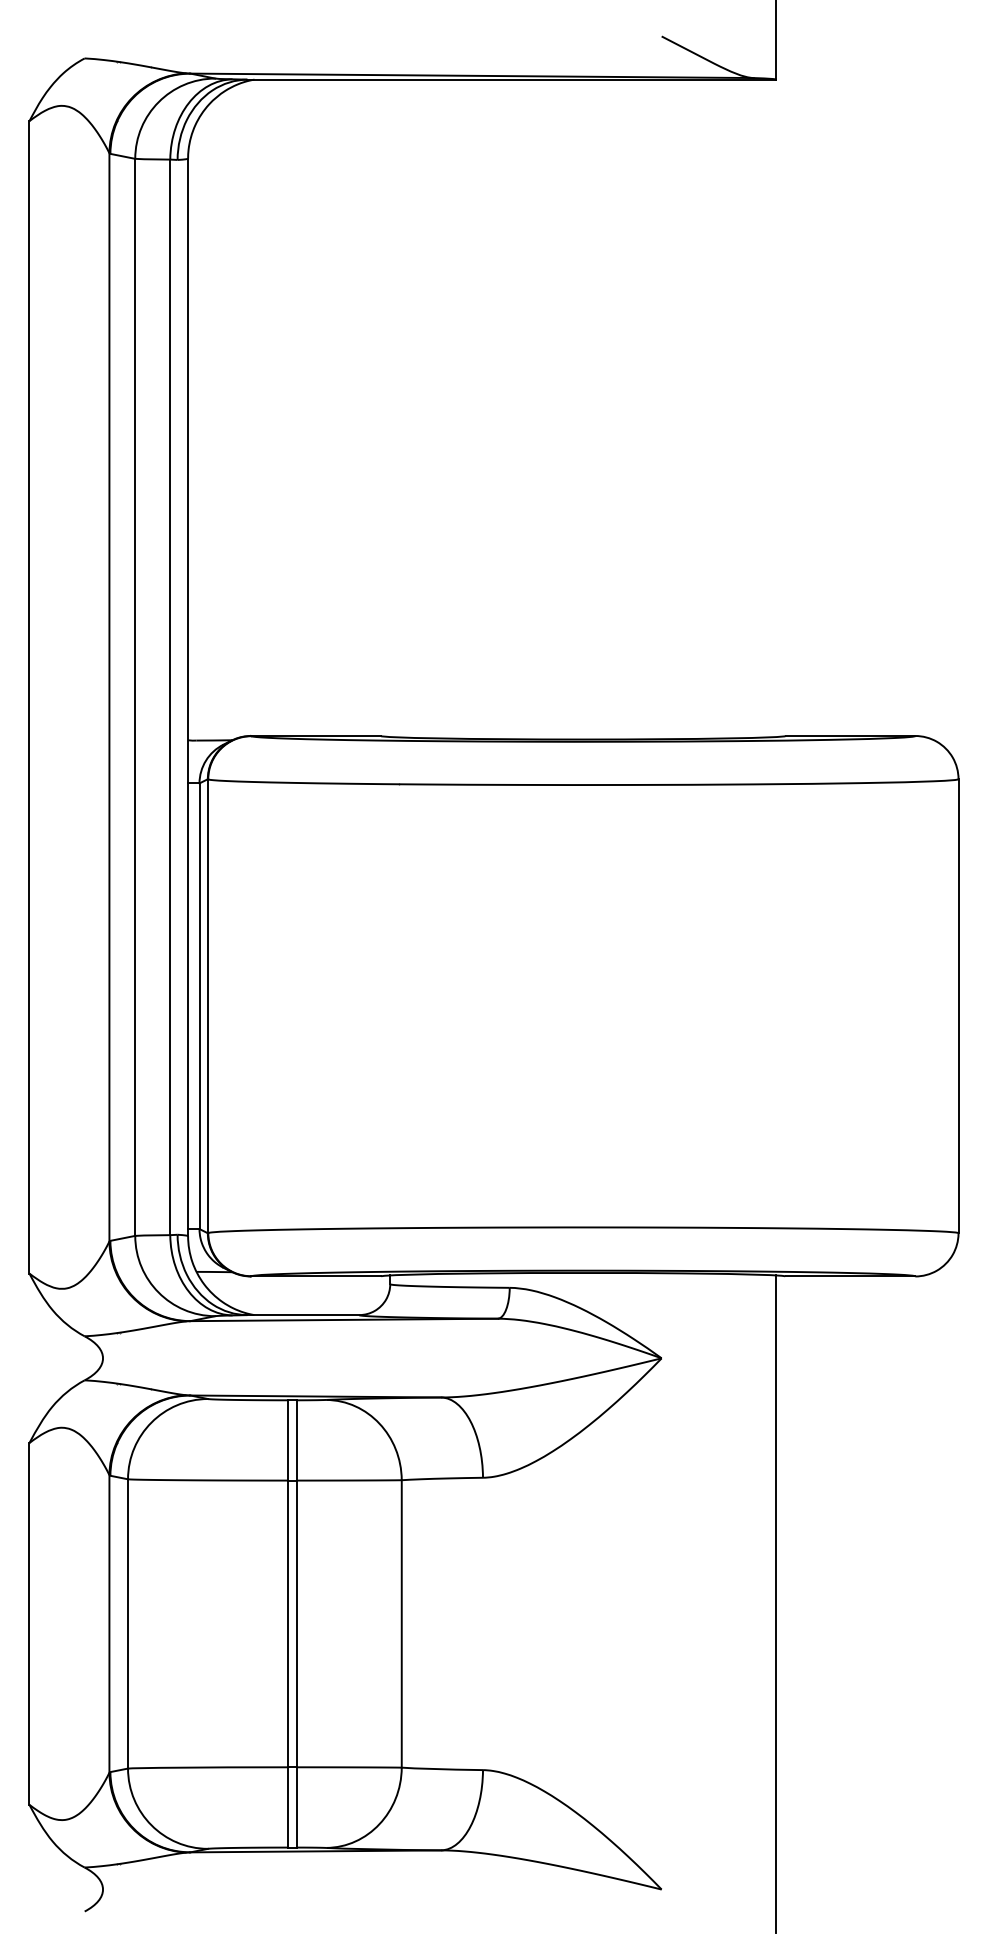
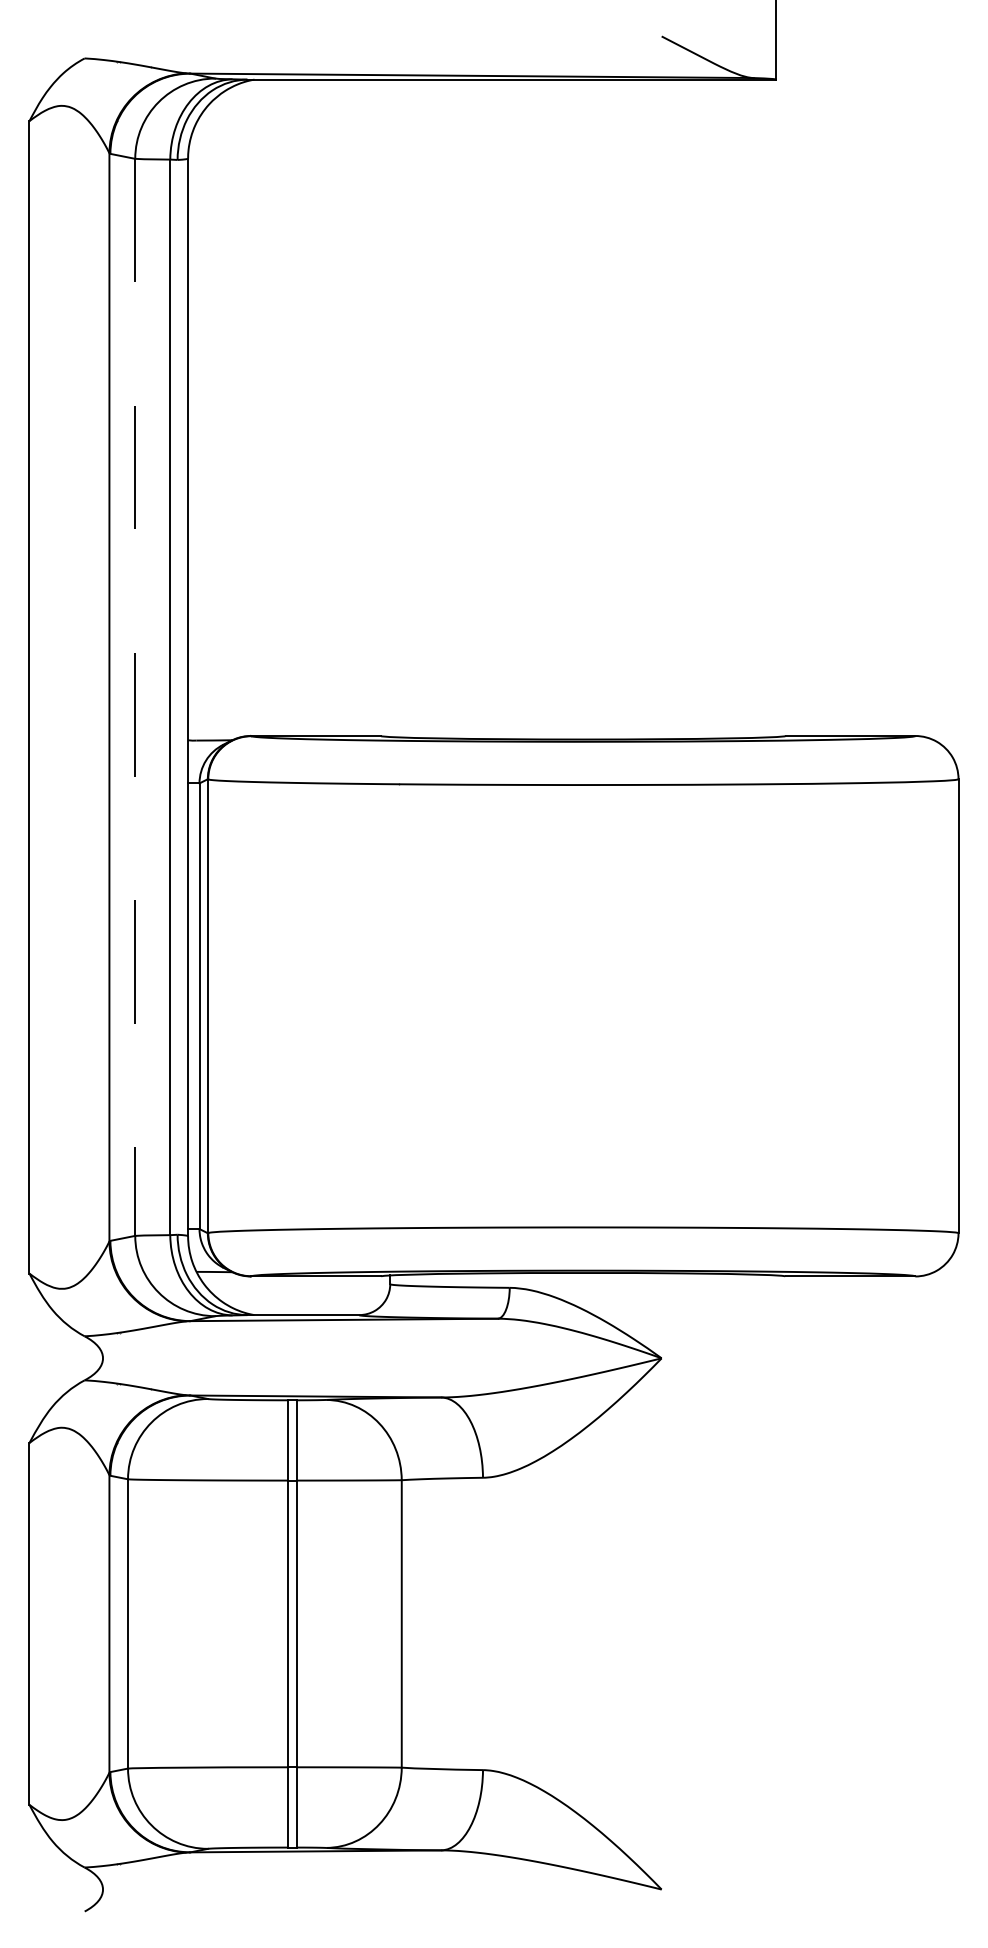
line: solid -> dashed (135, 697)
line: present -> none (776, 1603)
